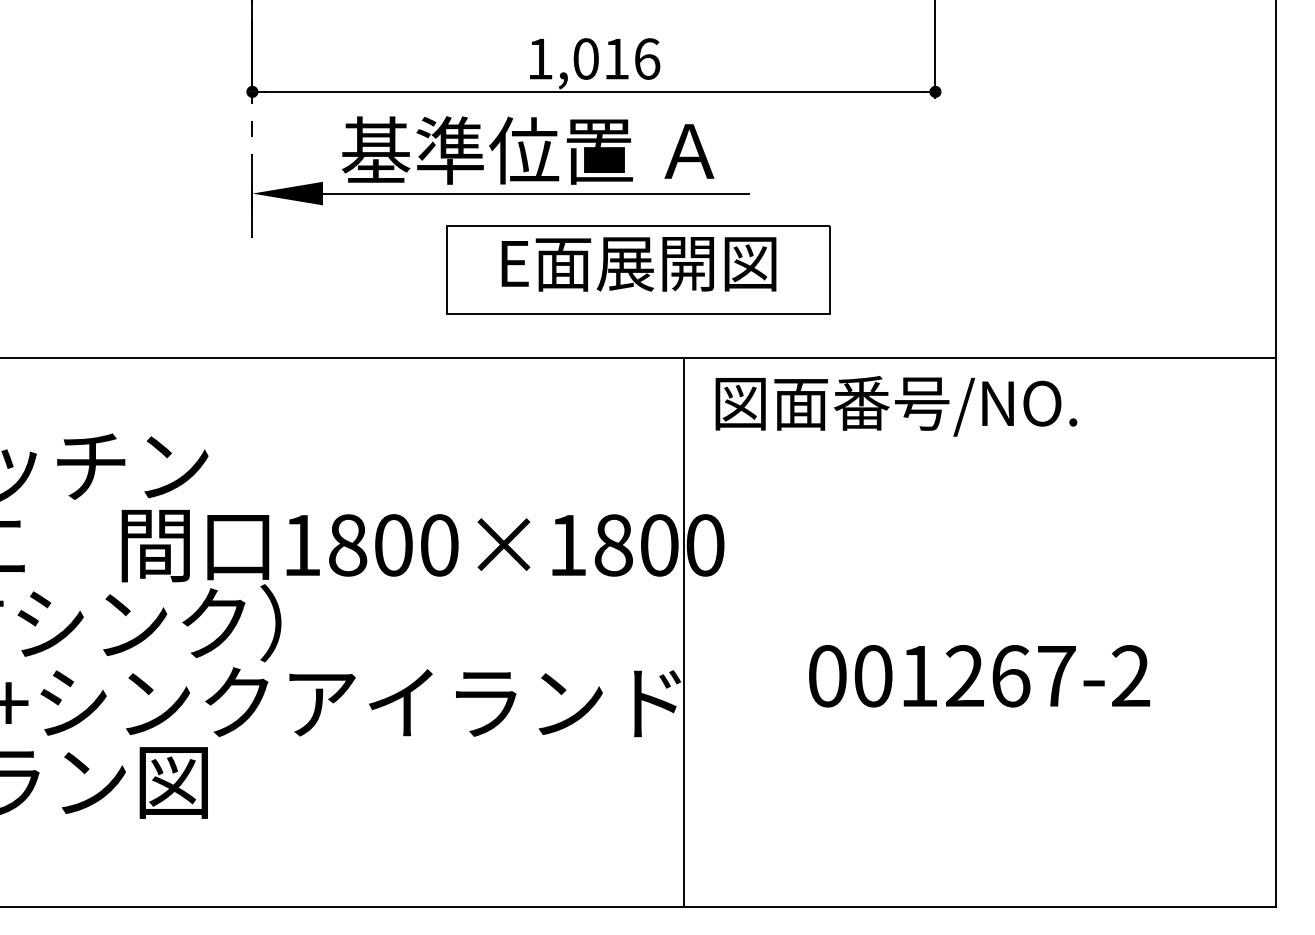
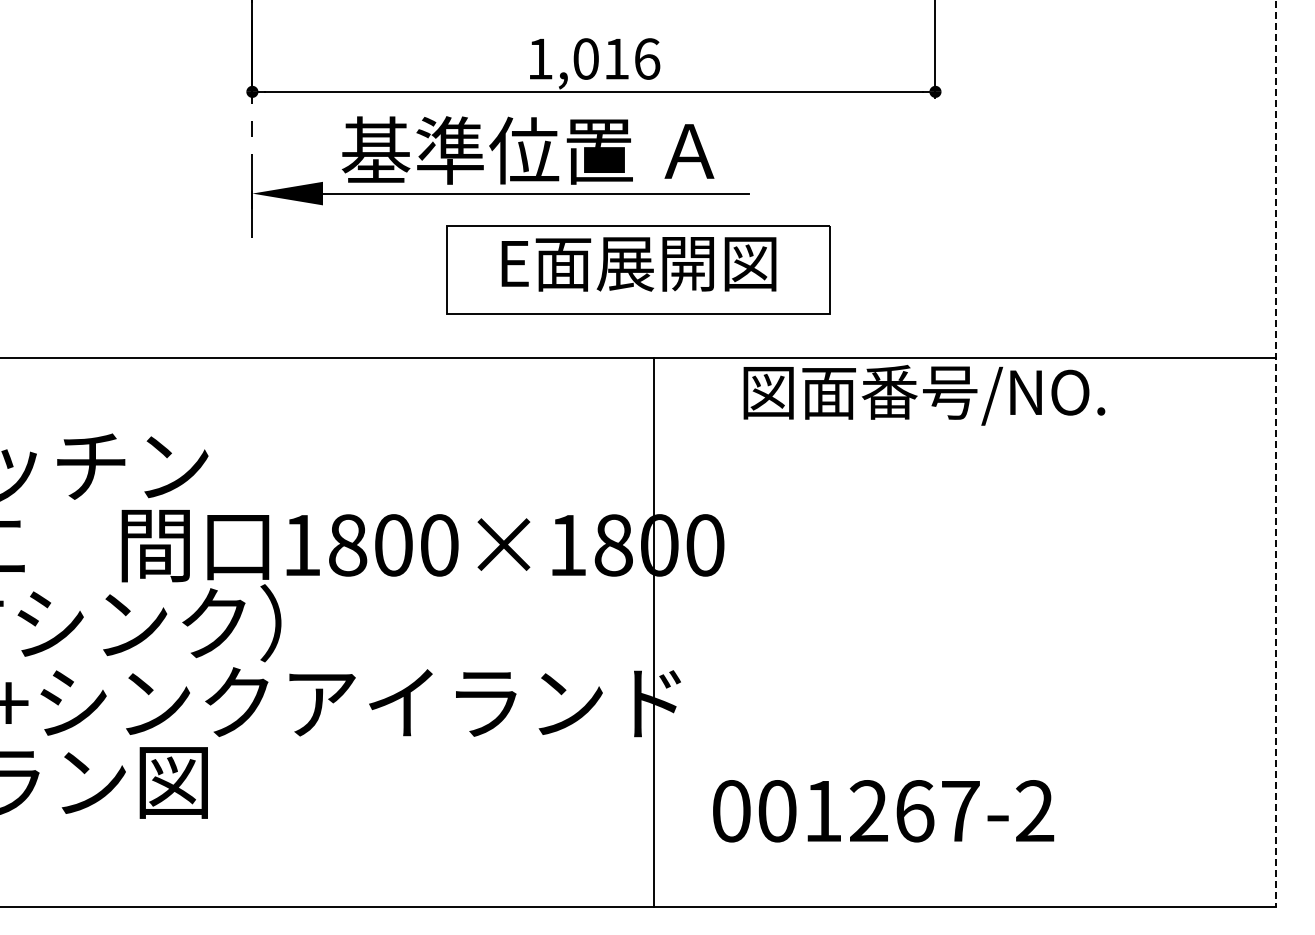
text position: (896, 406) -> (924, 395) (924, 395)
line: solid -> dashed (1275, 453)
line position: (683, 631) -> (653, 631) (653, 631)
text position: (979, 676) -> (883, 811) (883, 811)
